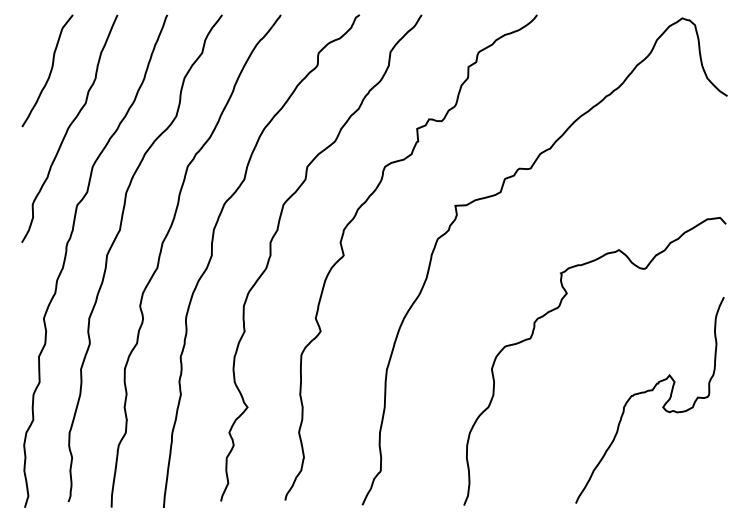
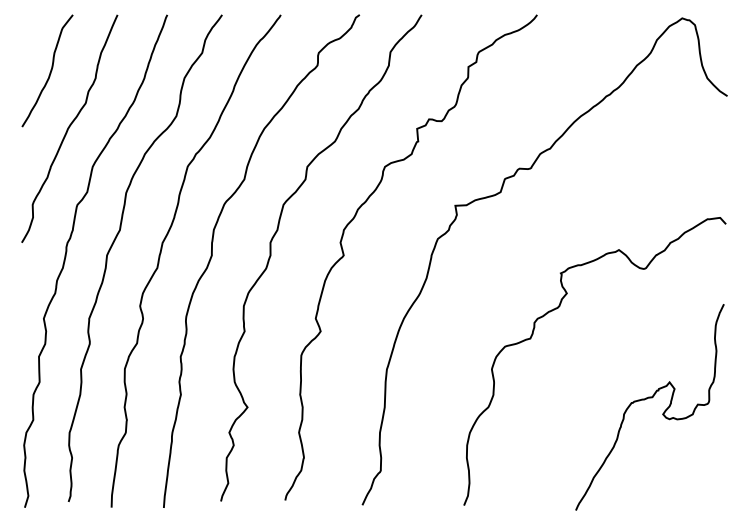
curve position: (647, 392) -> (647, 399) (647, 399)
